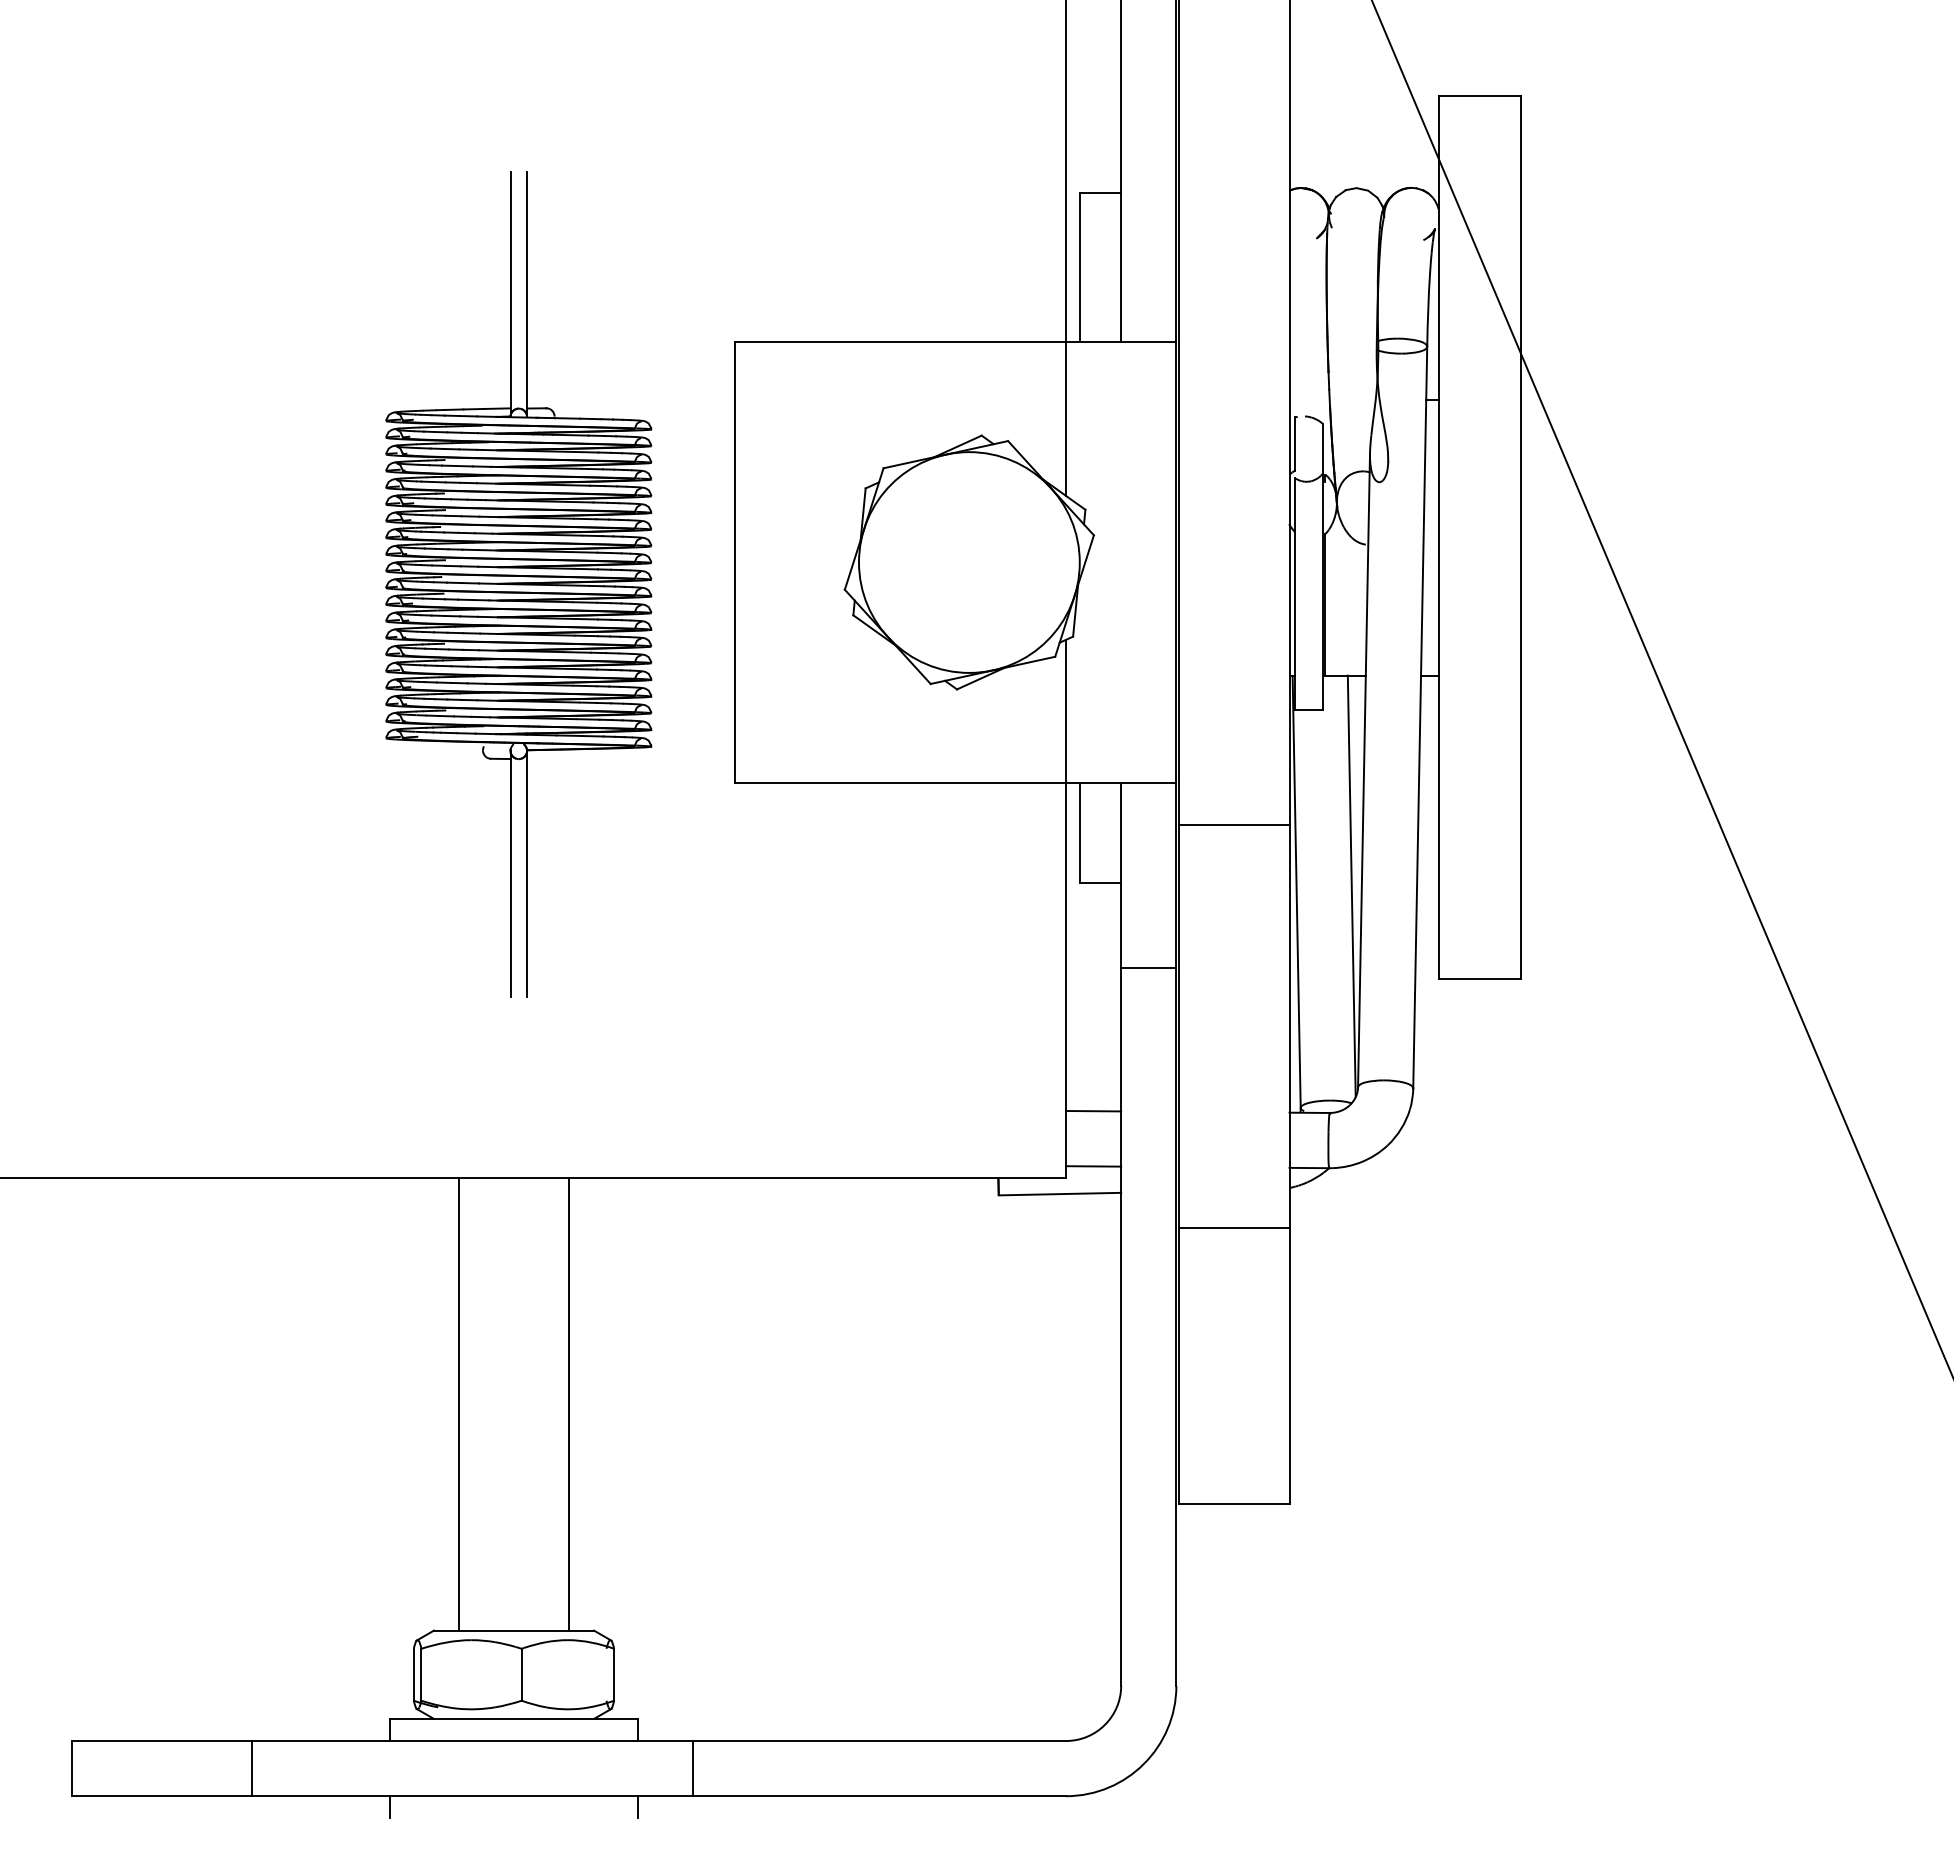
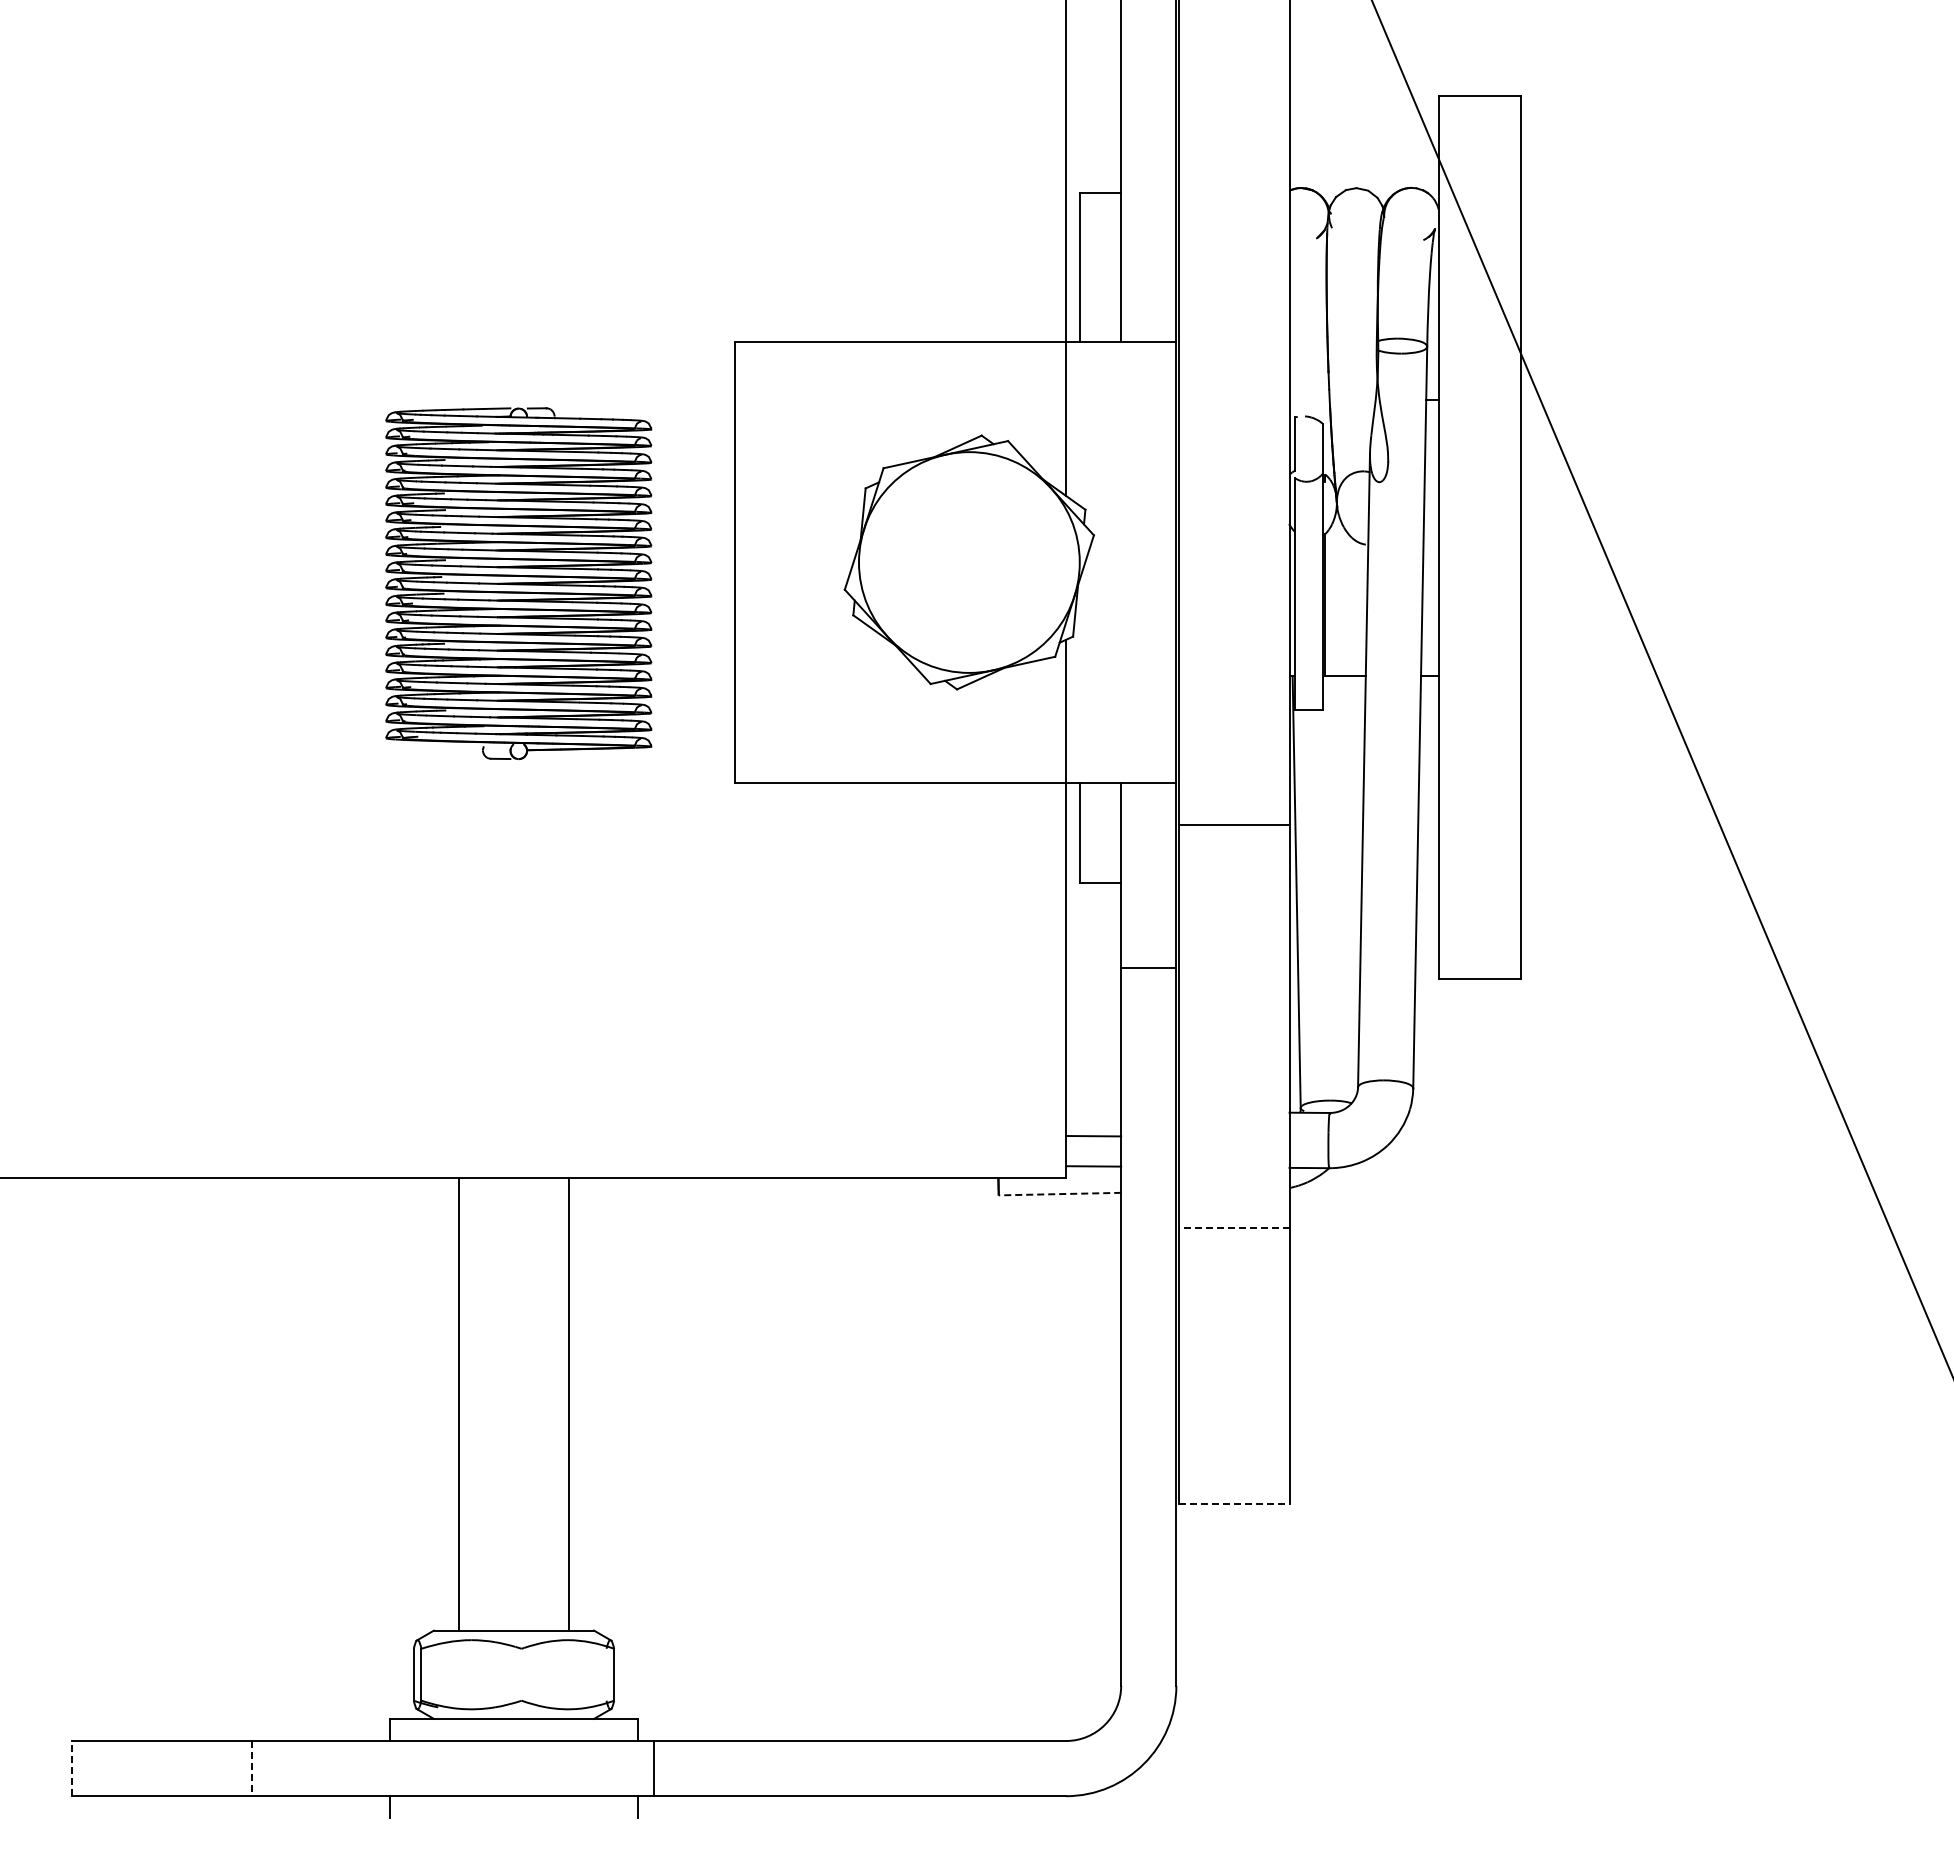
line: present -> none (510, 294)
line: present -> none (527, 294)
line: present -> none (510, 873)
line: present -> none (527, 873)
line: present -> none (1351, 885)
line position: (1093, 1111) -> (1093, 1136) (1093, 1136)
line: solid -> dashed (1059, 1194)
line: solid -> dashed (1233, 1227)
line: solid -> dashed (1234, 1503)
line: present -> none (521, 1674)
line: solid -> dashed (72, 1768)
line: solid -> dashed (251, 1768)
line position: (693, 1768) -> (654, 1768) (654, 1768)
